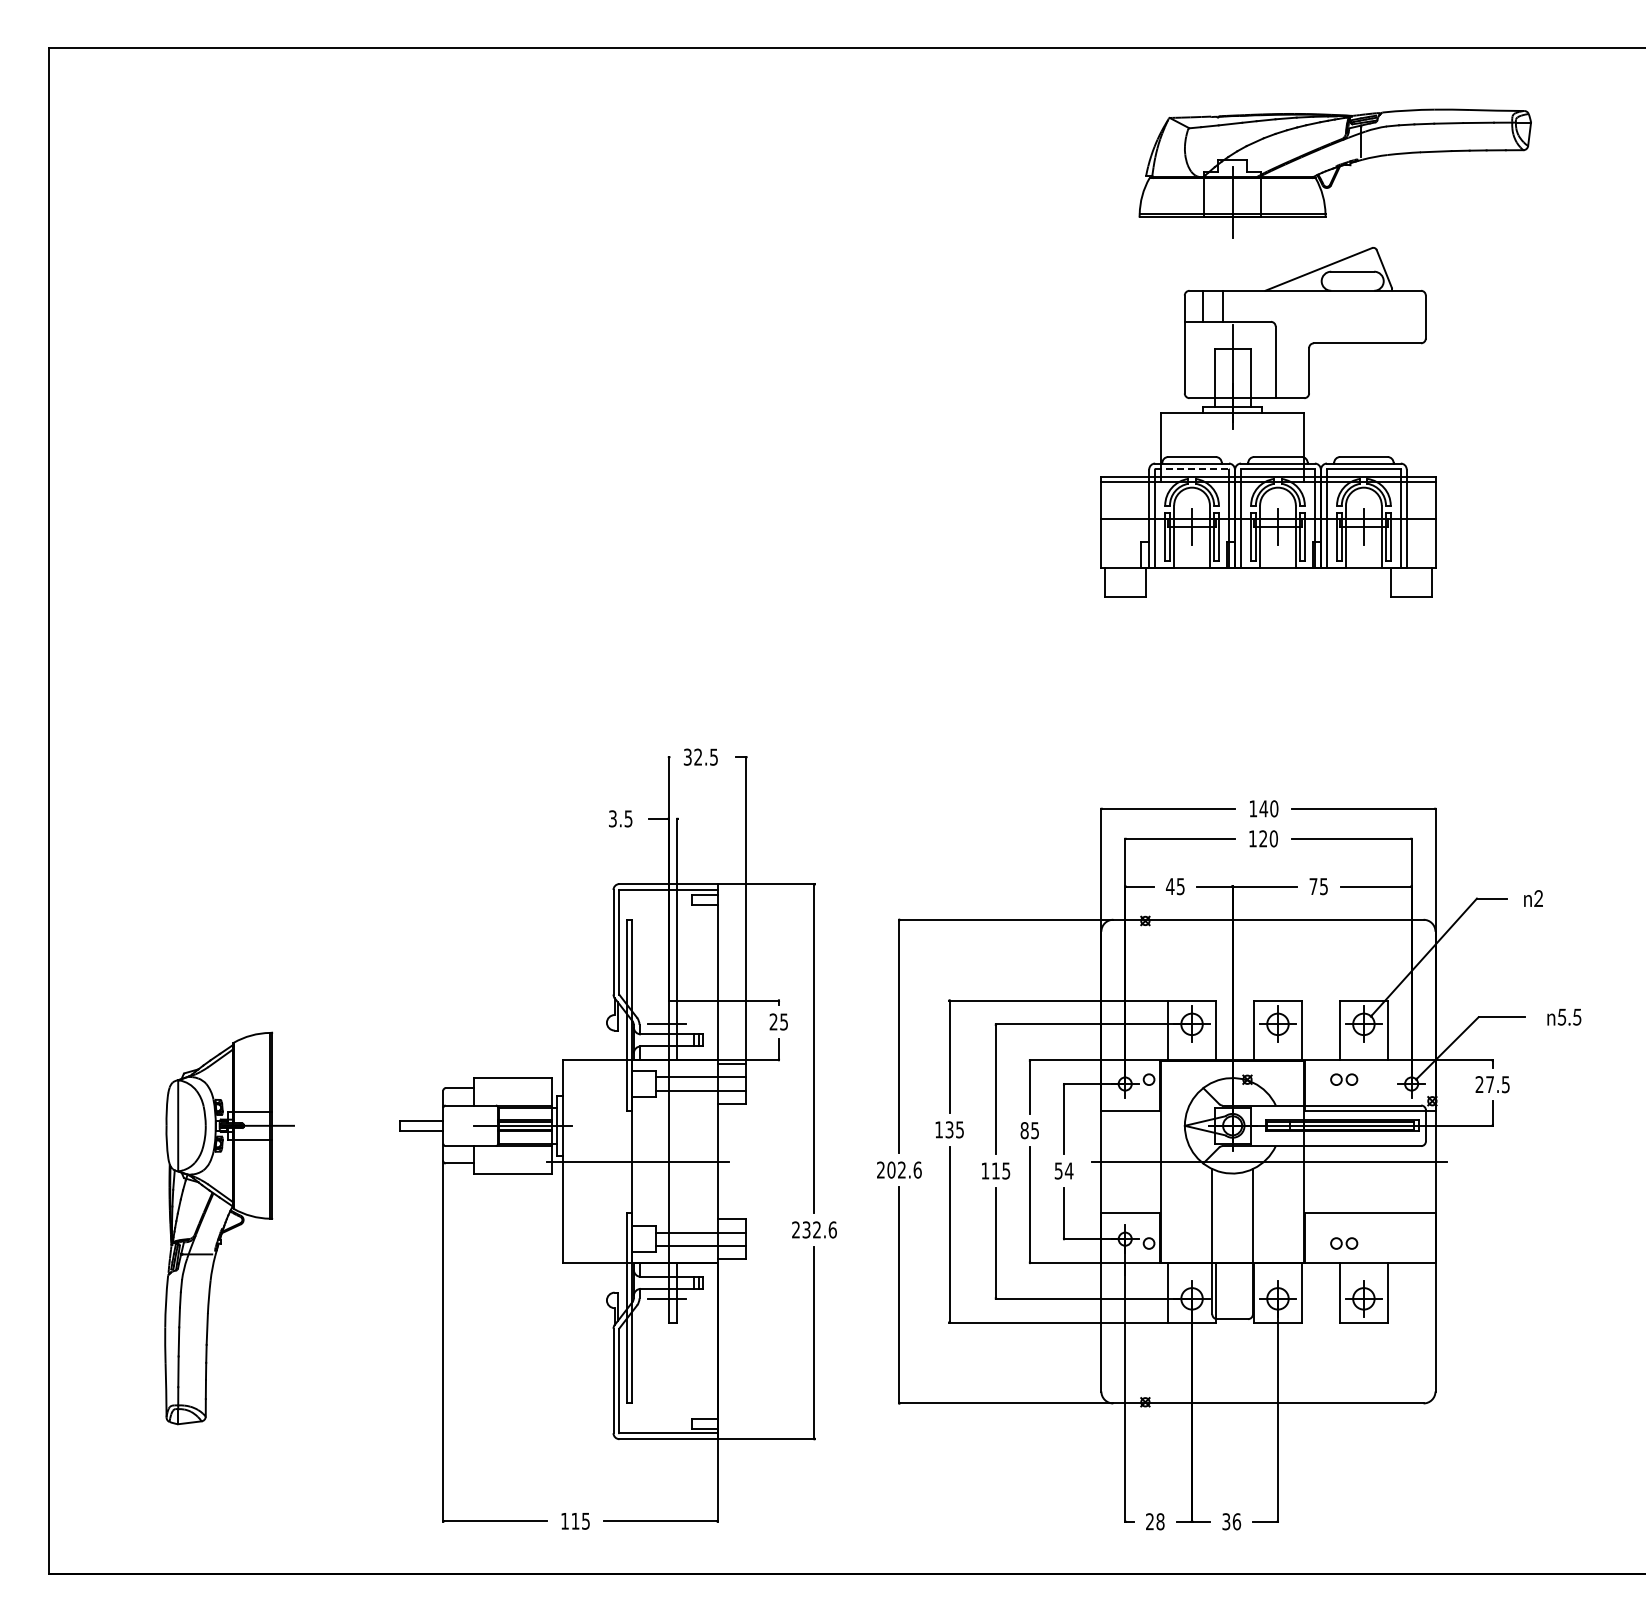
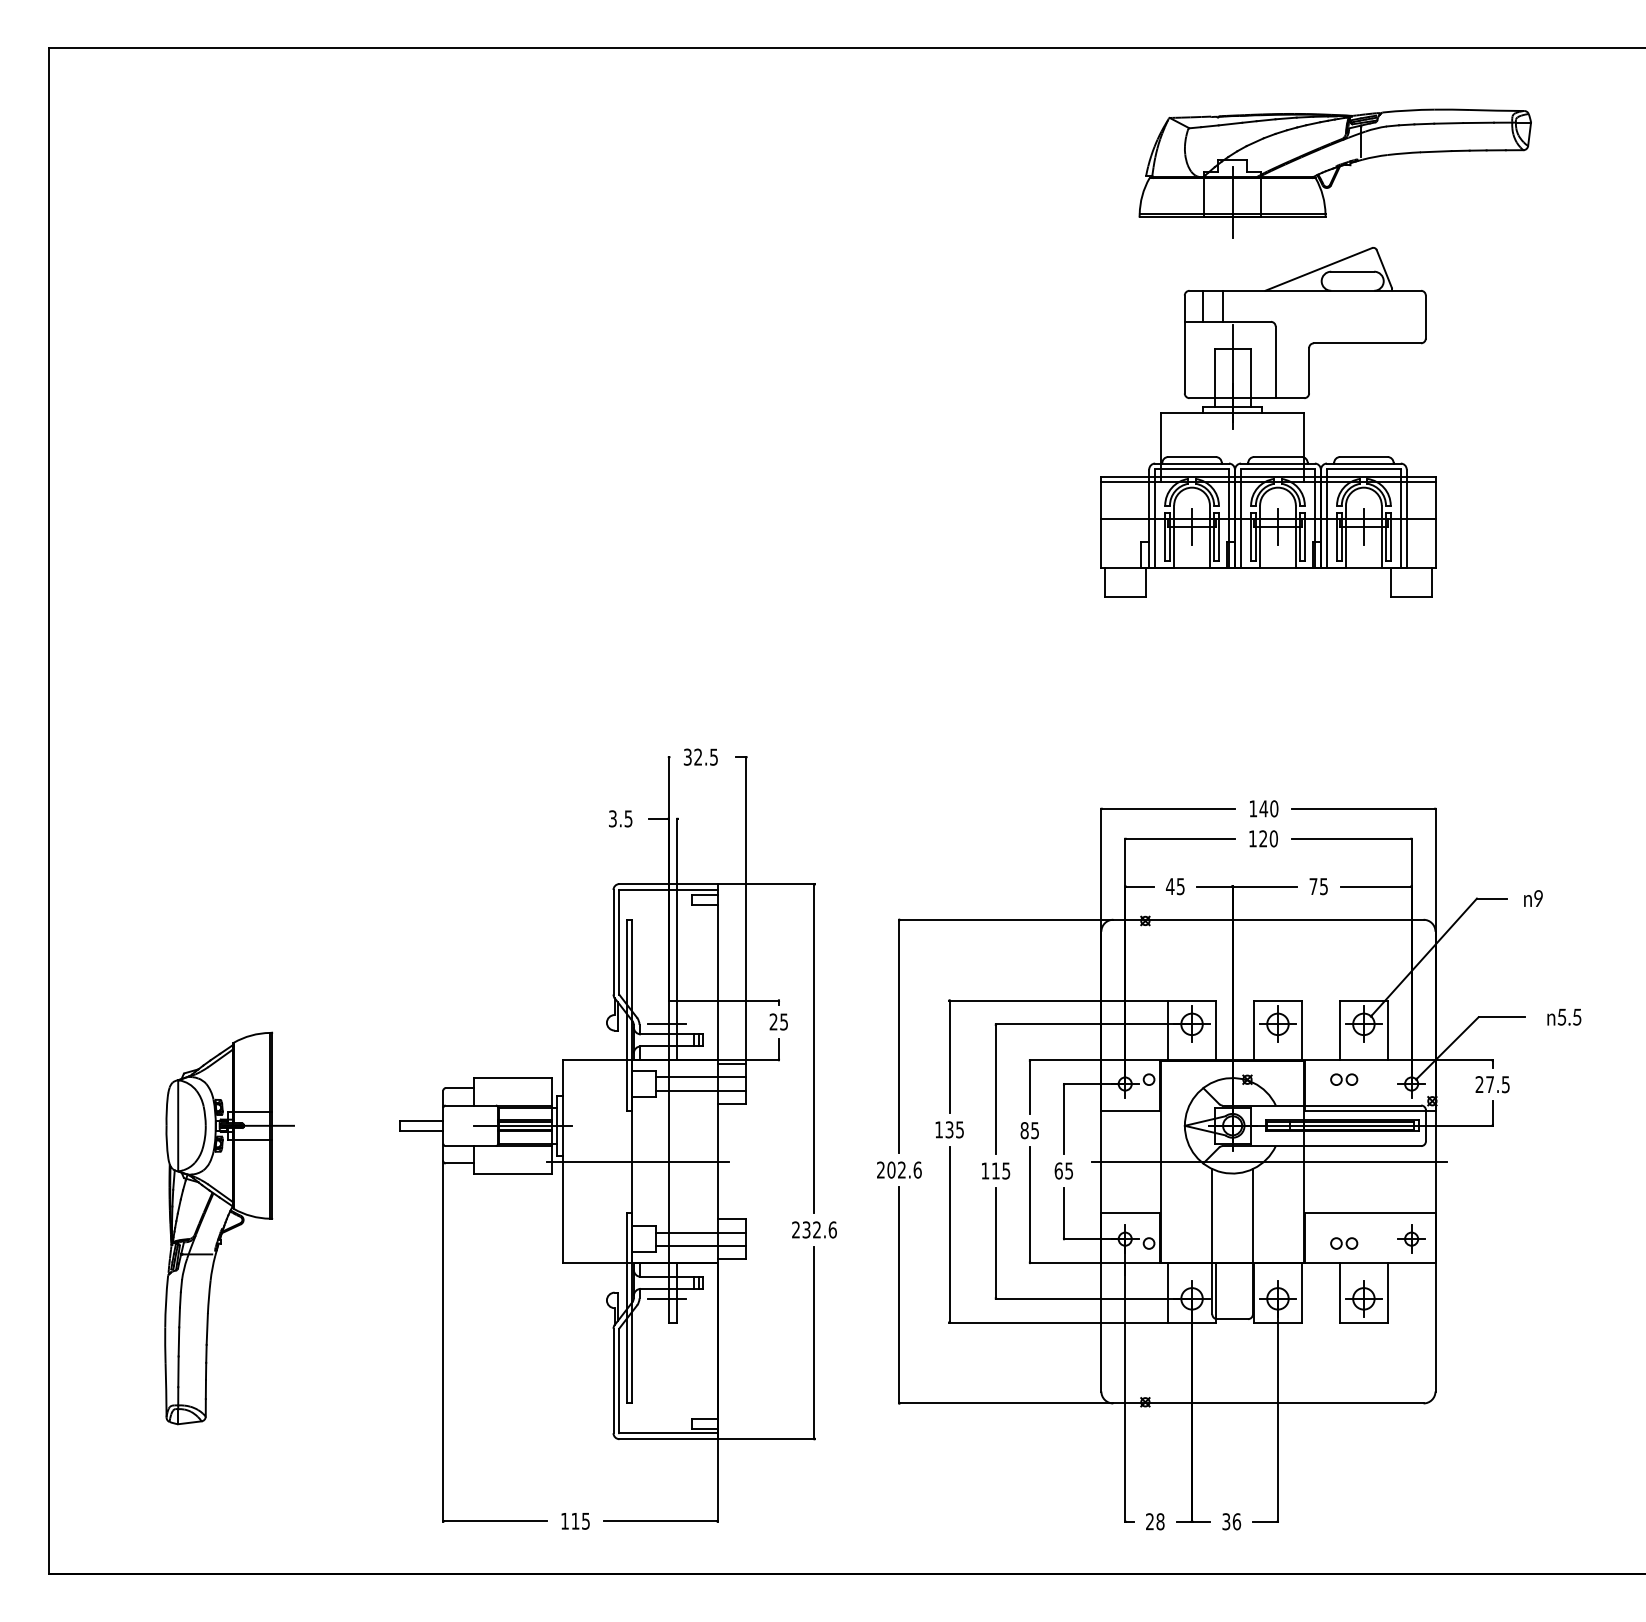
line: dashed -> solid (1192, 469)
text: 2 -> 9 (1538, 898)
text: 54 -> 65 (1063, 1170)
part: none -> present (1411, 1238)
